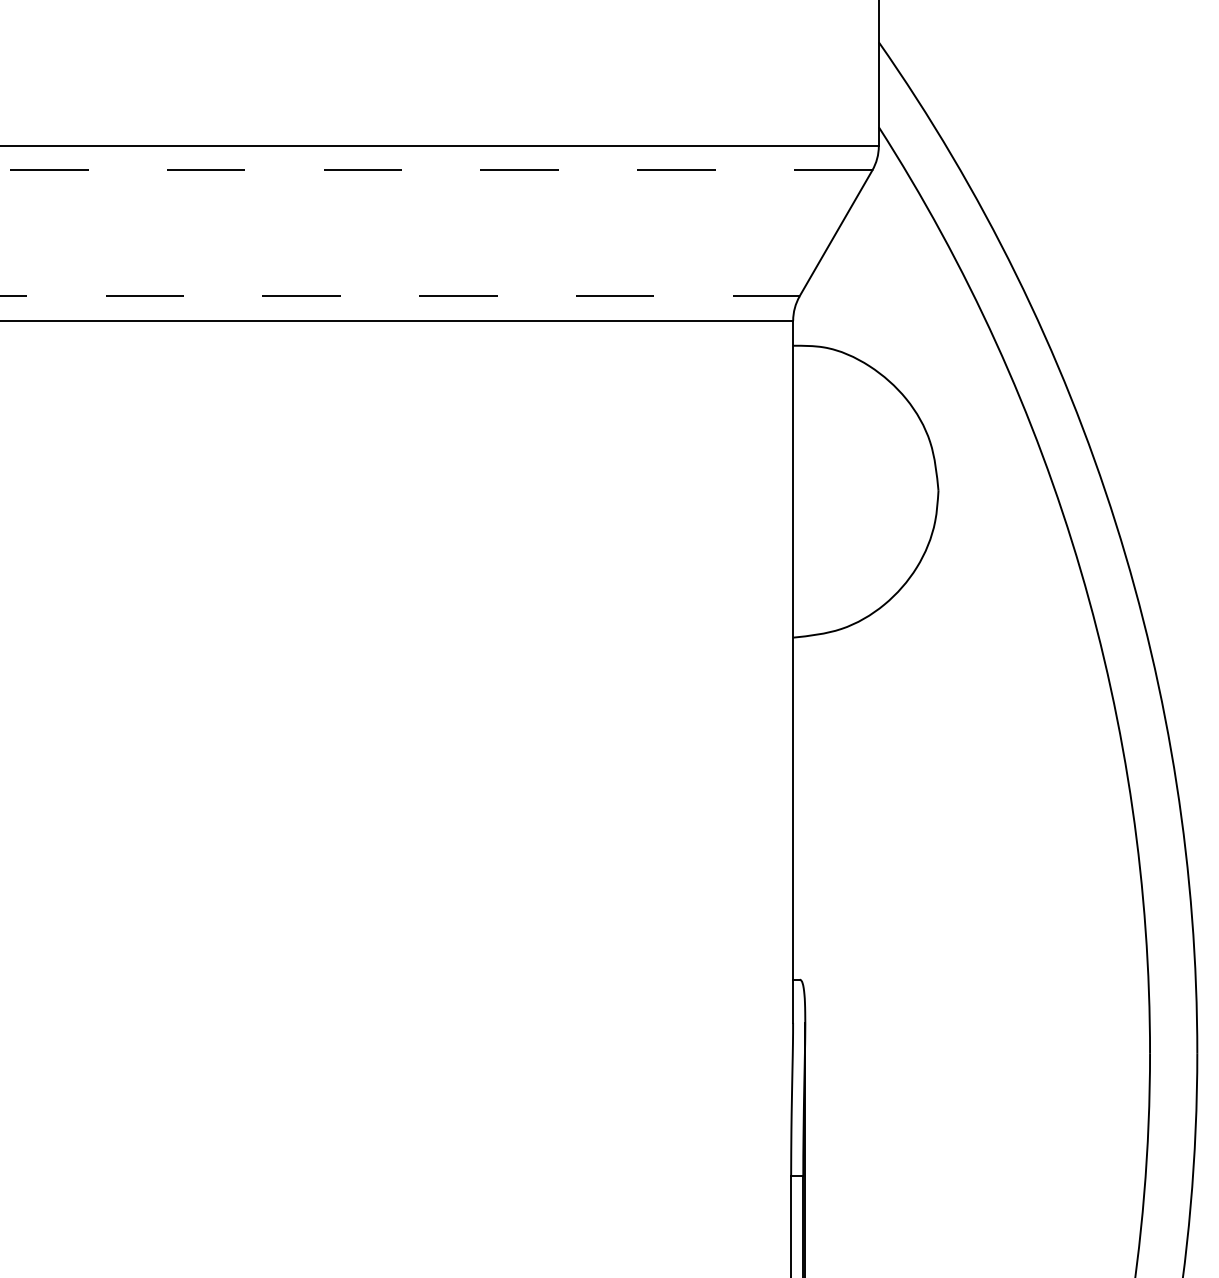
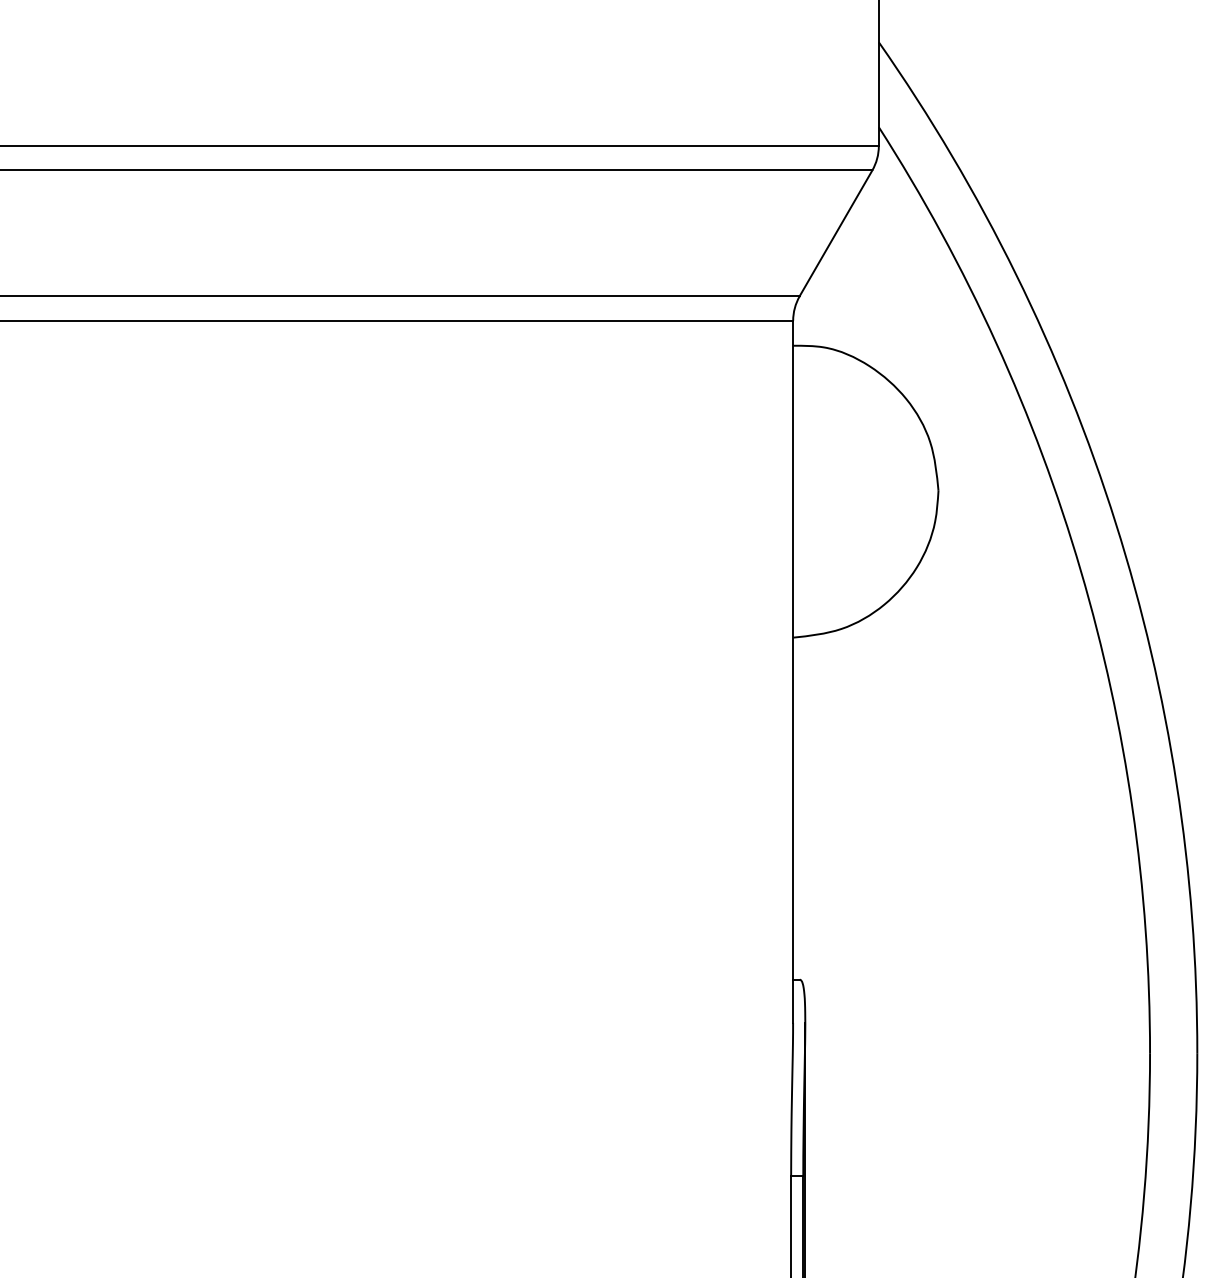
line: dashed -> solid (436, 170)
line: dashed -> solid (400, 296)
